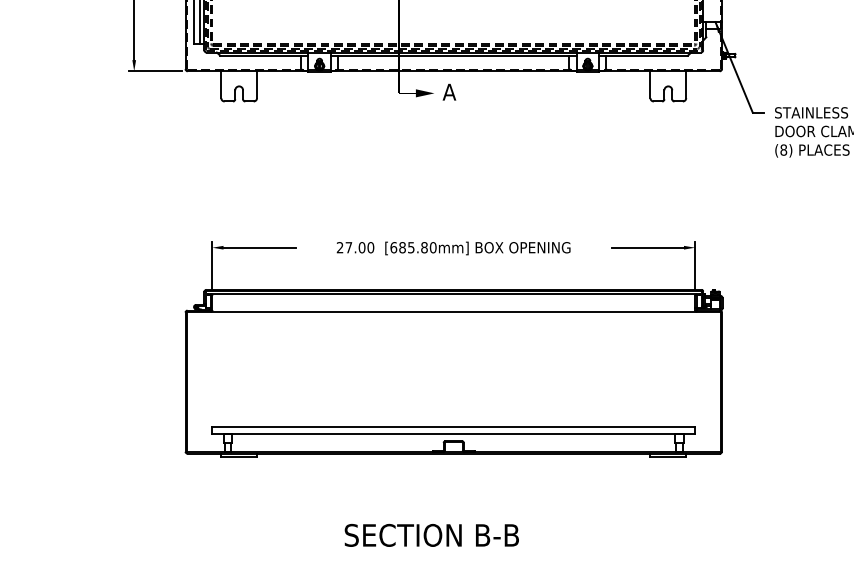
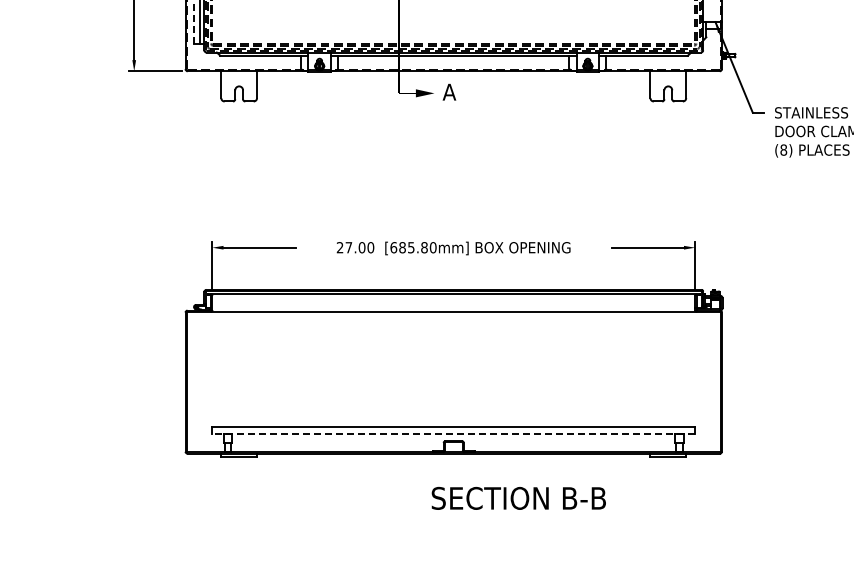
line: solid -> dashed (194, 22)
line: solid -> dashed (453, 434)
text position: (431, 534) -> (518, 497) (518, 497)
